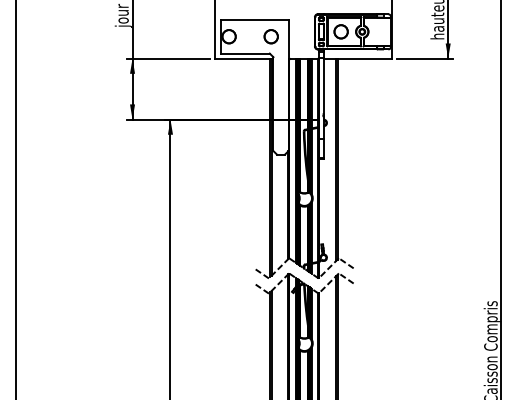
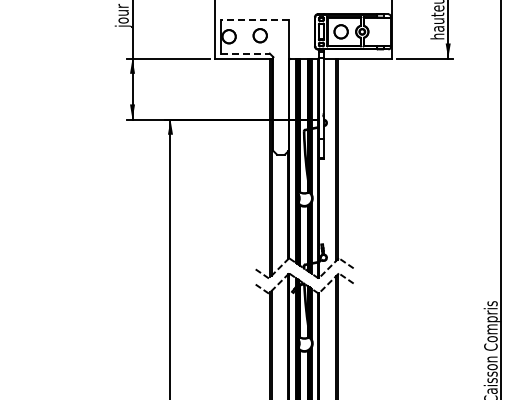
line: solid -> dashed (254, 19)
circle position: (270, 36) -> (259, 35) (259, 35)
line: solid -> dashed (245, 53)
line: present -> none (15, 199)
